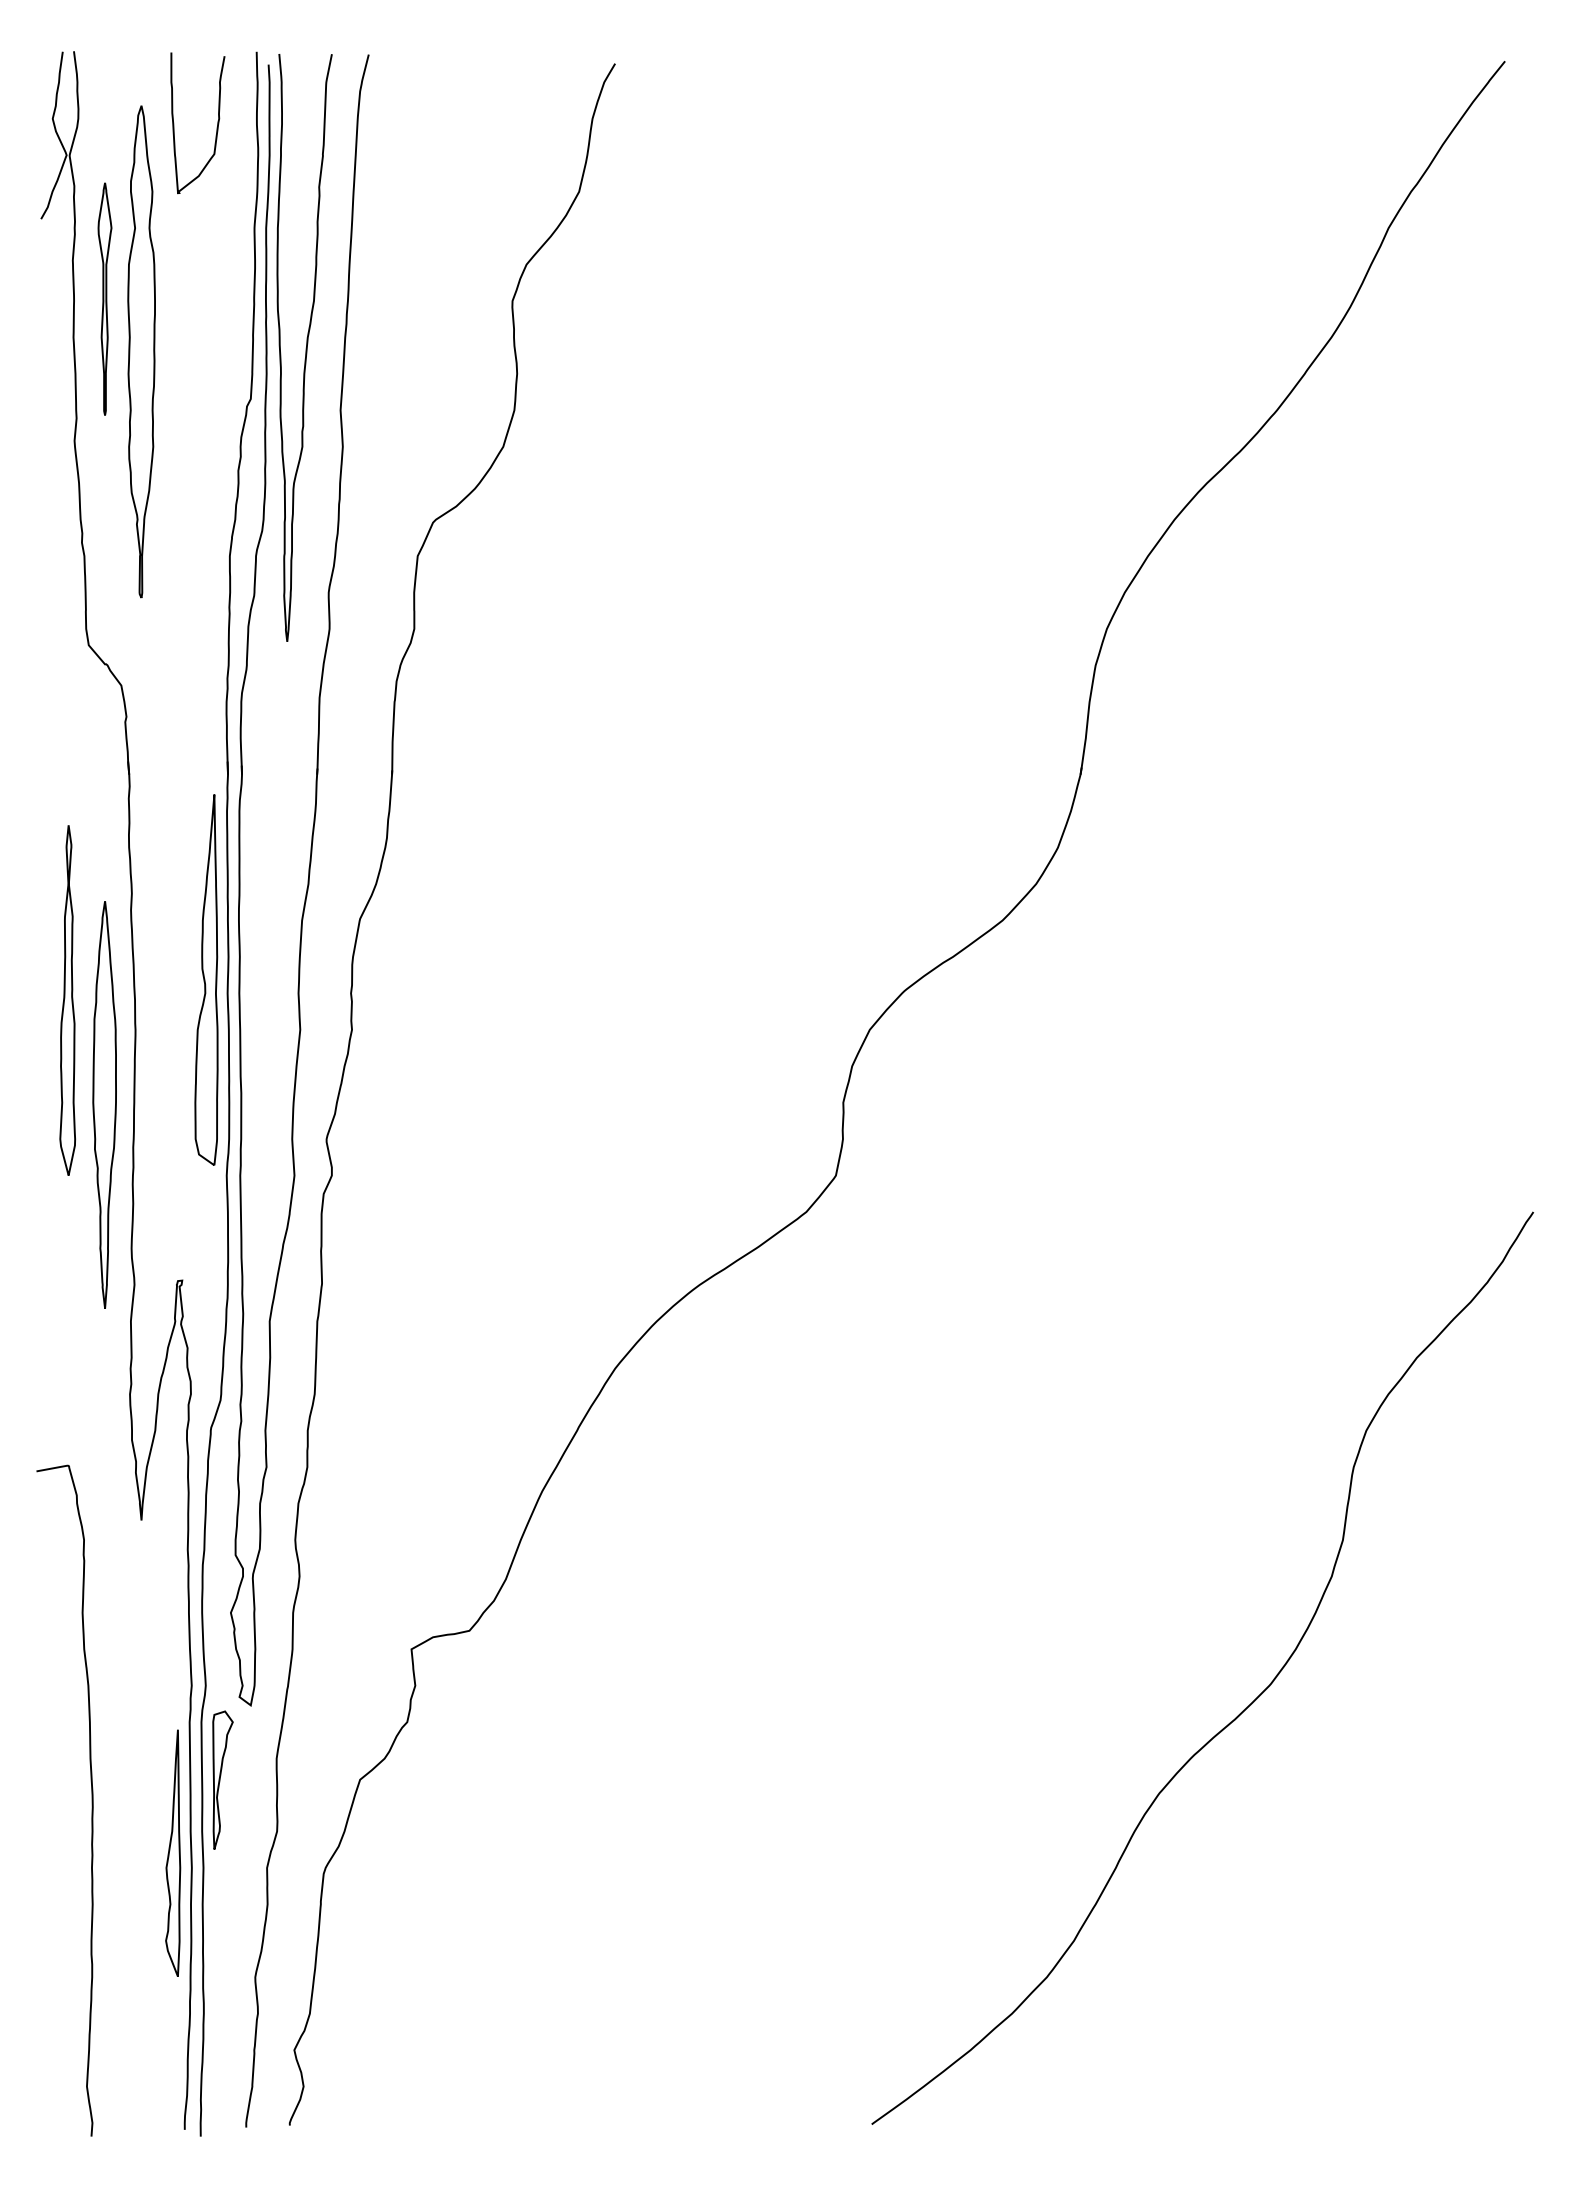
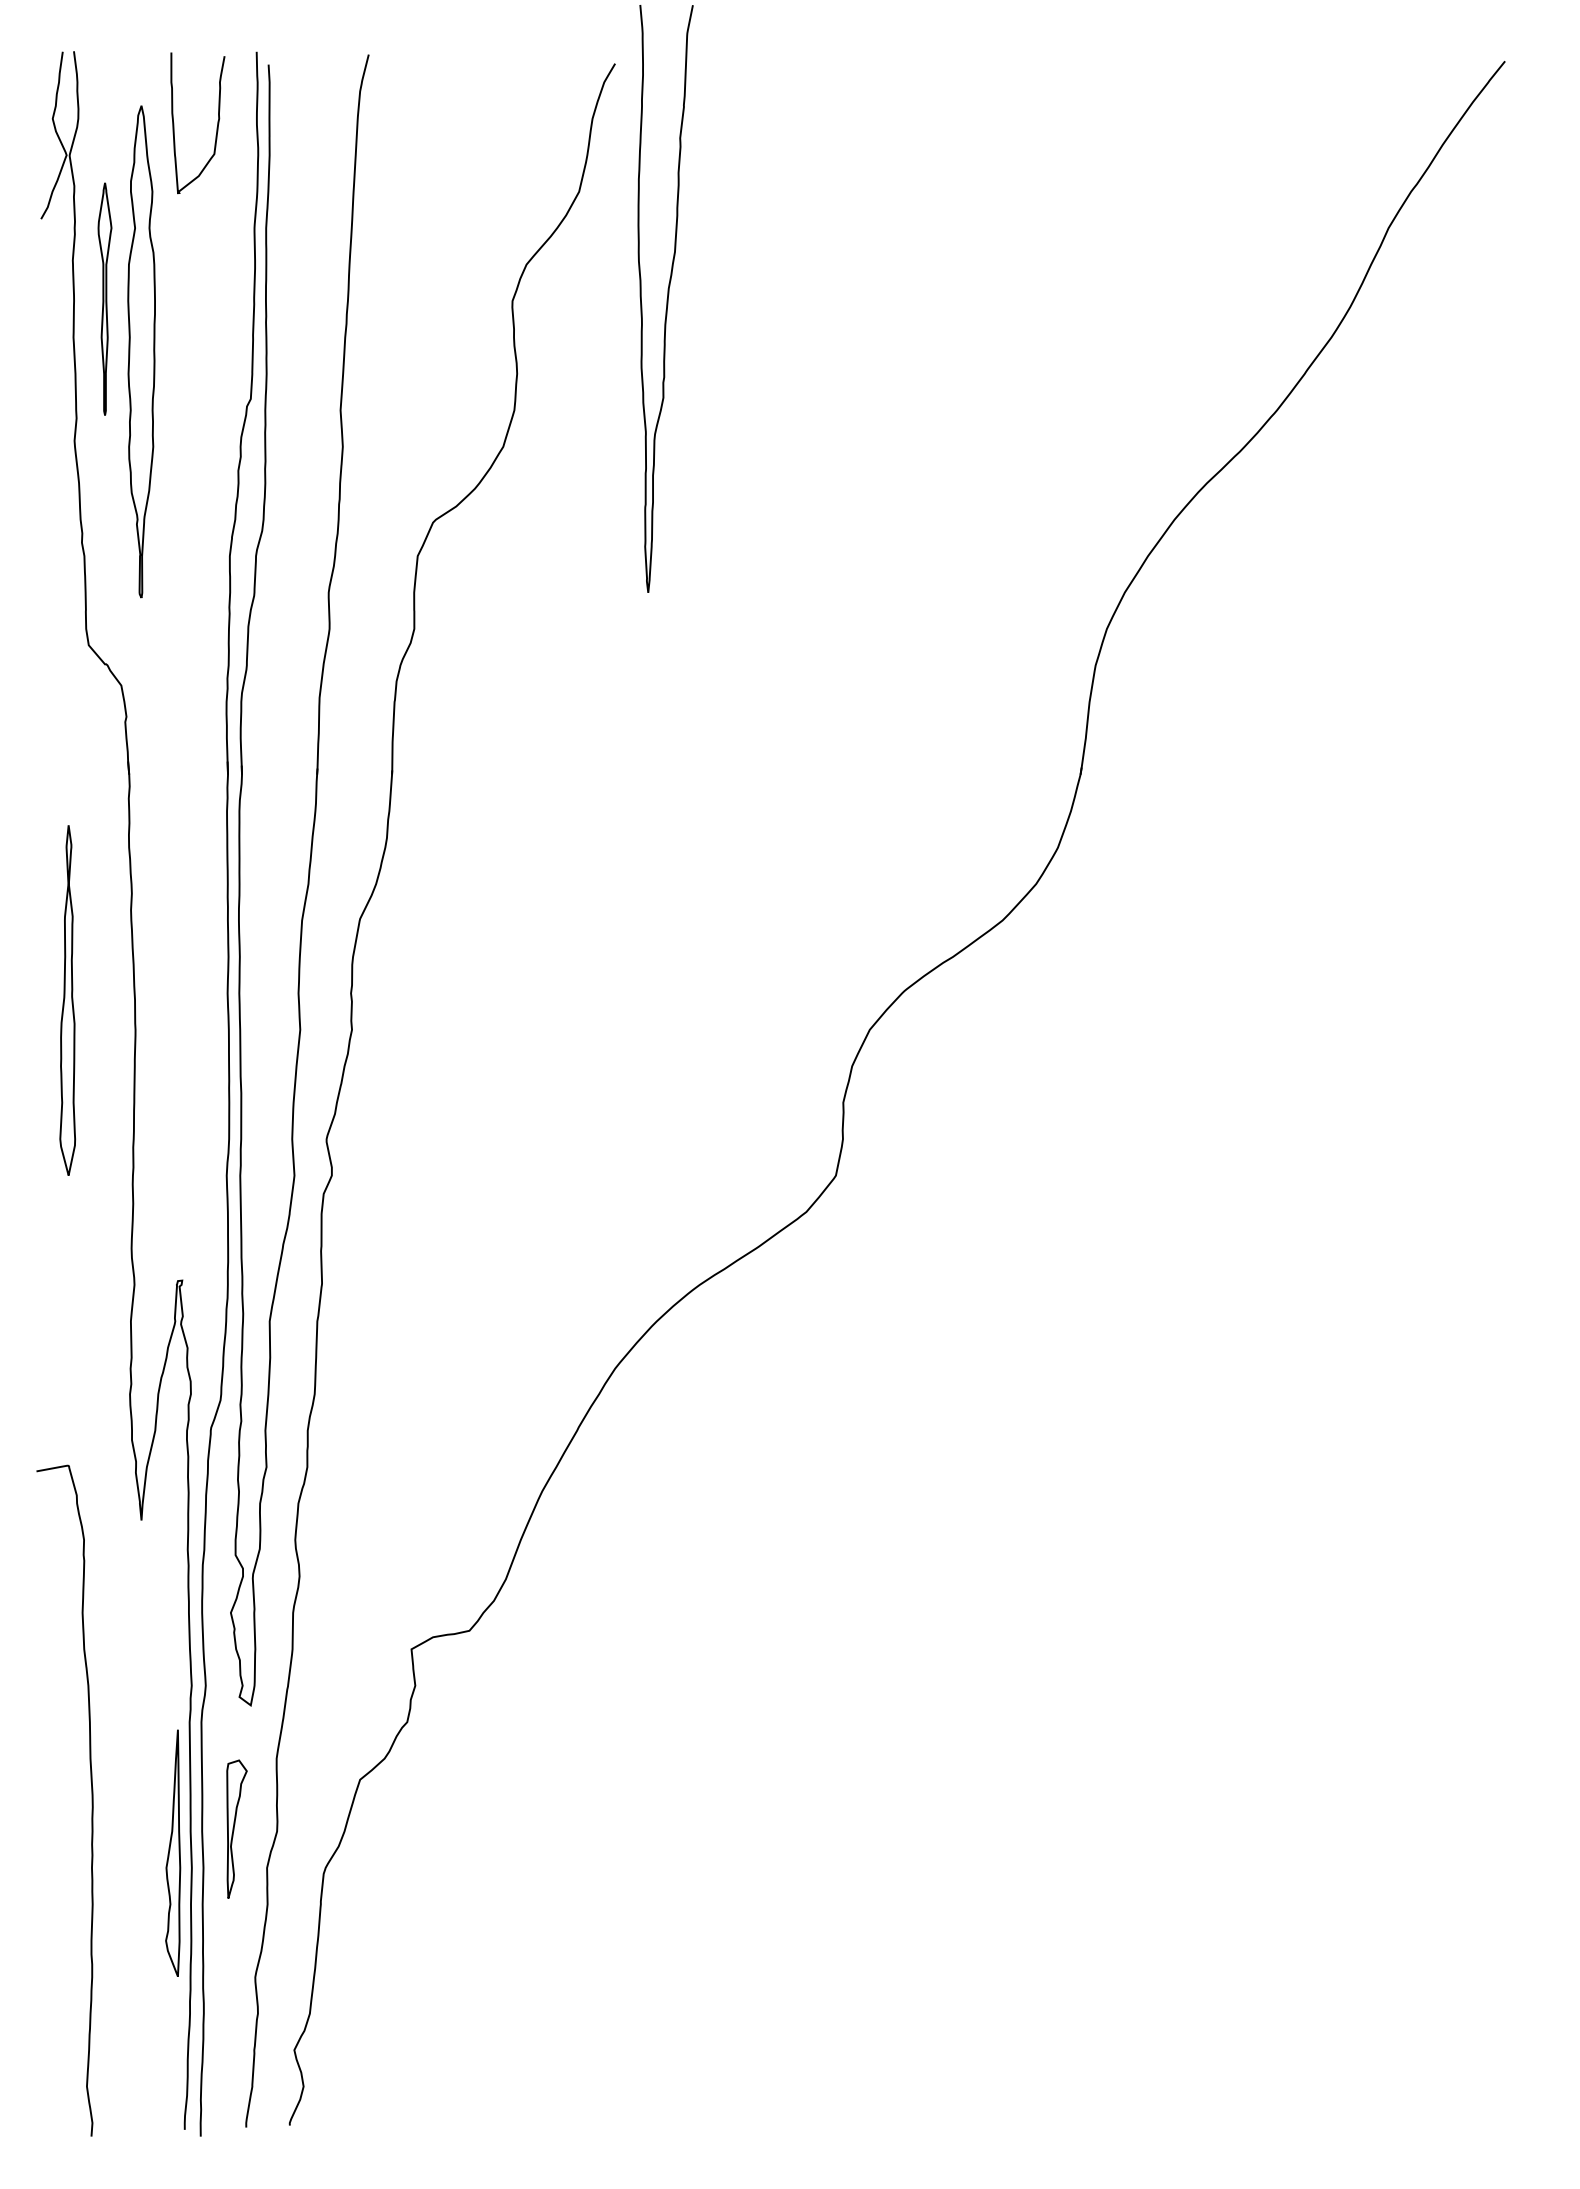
curve position: (305, 348) -> (666, 299) (666, 299)
part: present -> none (206, 979)
part: present -> none (104, 1104)
curve: present -> none (1243, 1709)
part position: (222, 1779) -> (236, 1828) (236, 1828)
